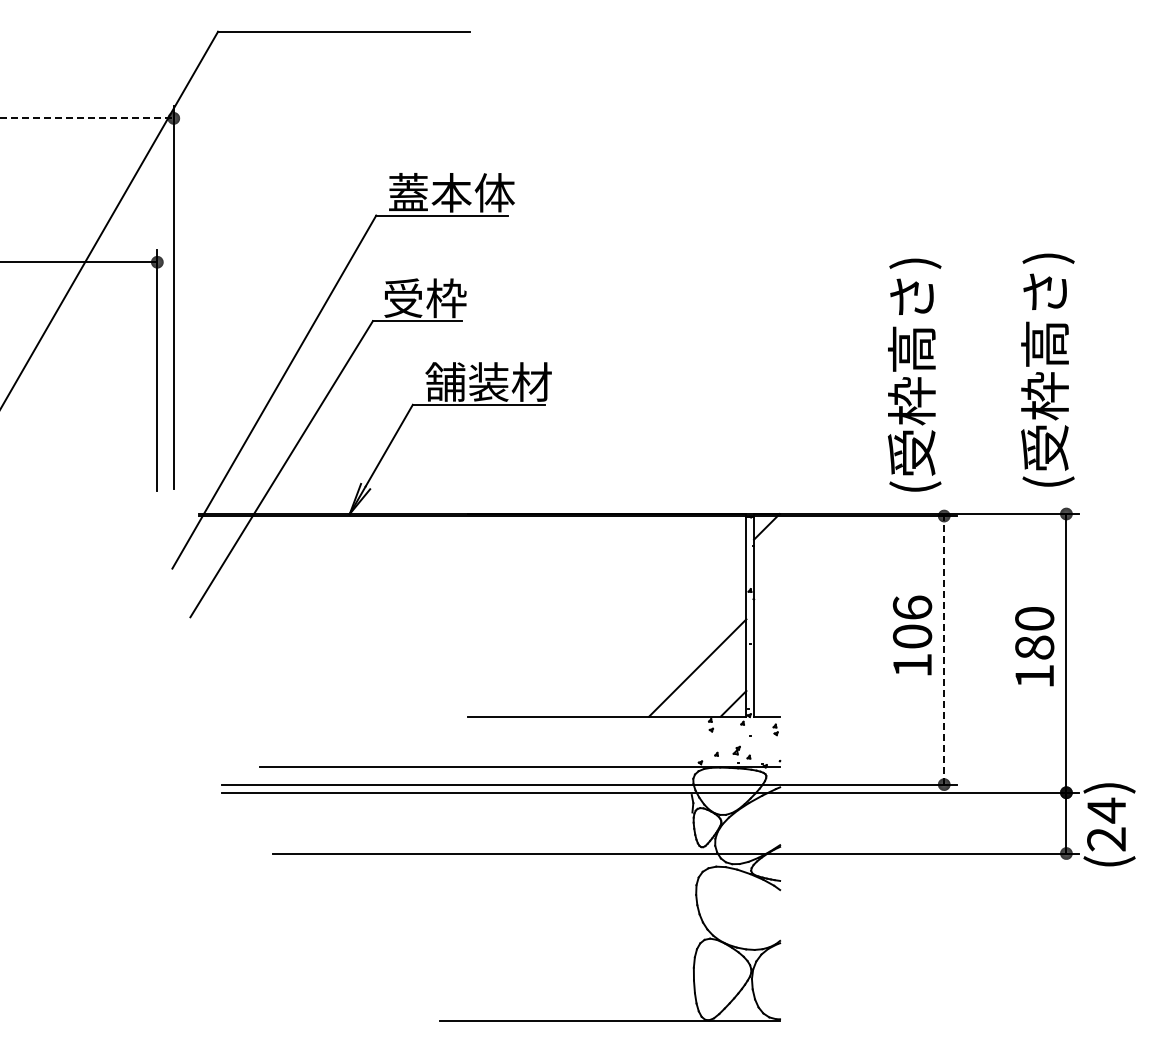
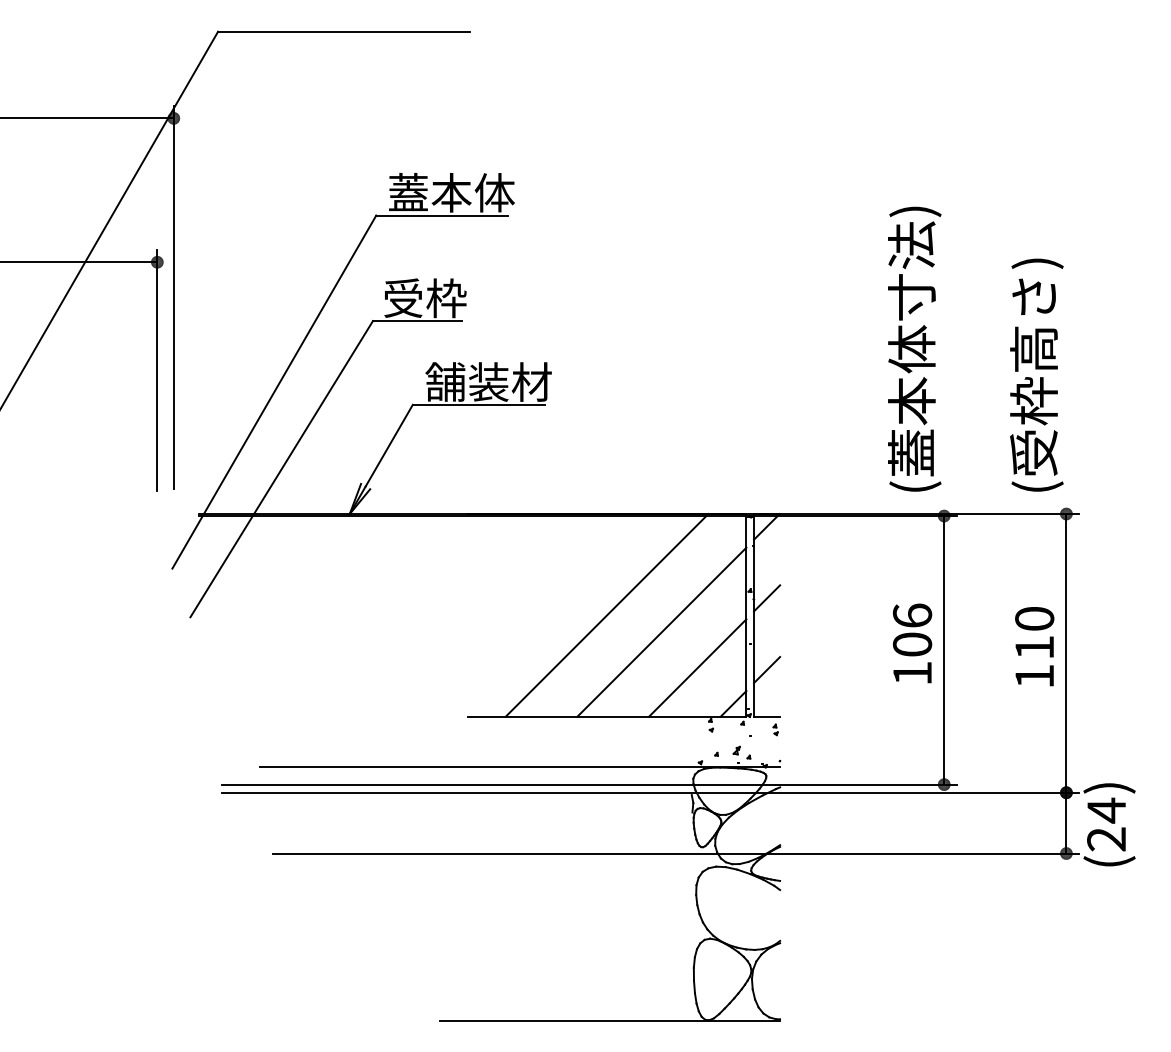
line: dashed -> solid (87, 118)
text: (受枠高さ) -> (蓋本体寸法) (914, 341)
text position: (1047, 369) -> (1036, 374) (1036, 374)
line: none -> present (767, 598)
line: none -> present (606, 615)
line: none -> present (661, 631)
text position: (912, 635) -> (912, 643) (912, 643)
text: 180 -> 110 (1034, 647)
line: dashed -> solid (944, 649)
line: none -> present (767, 670)
